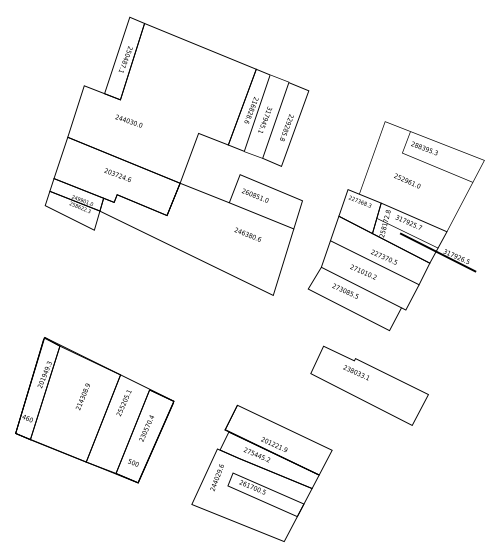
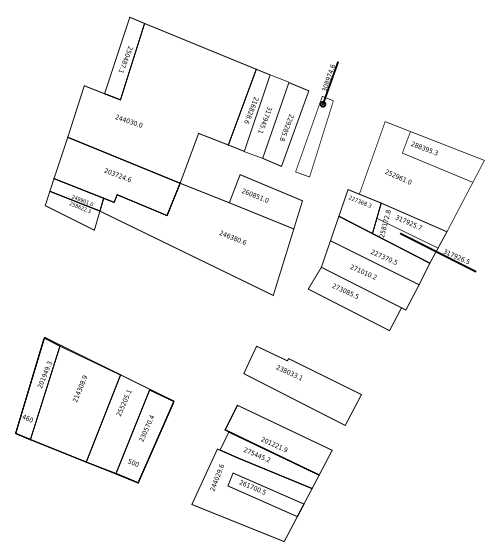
part: none -> present (316, 119)
text position: (407, 180) -> (398, 176) (398, 176)
text position: (247, 234) -> (232, 237) (232, 237)
text position: (369, 385) -> (302, 385) (302, 385)
text position: (82, 396) -> (79, 388) (79, 388)
